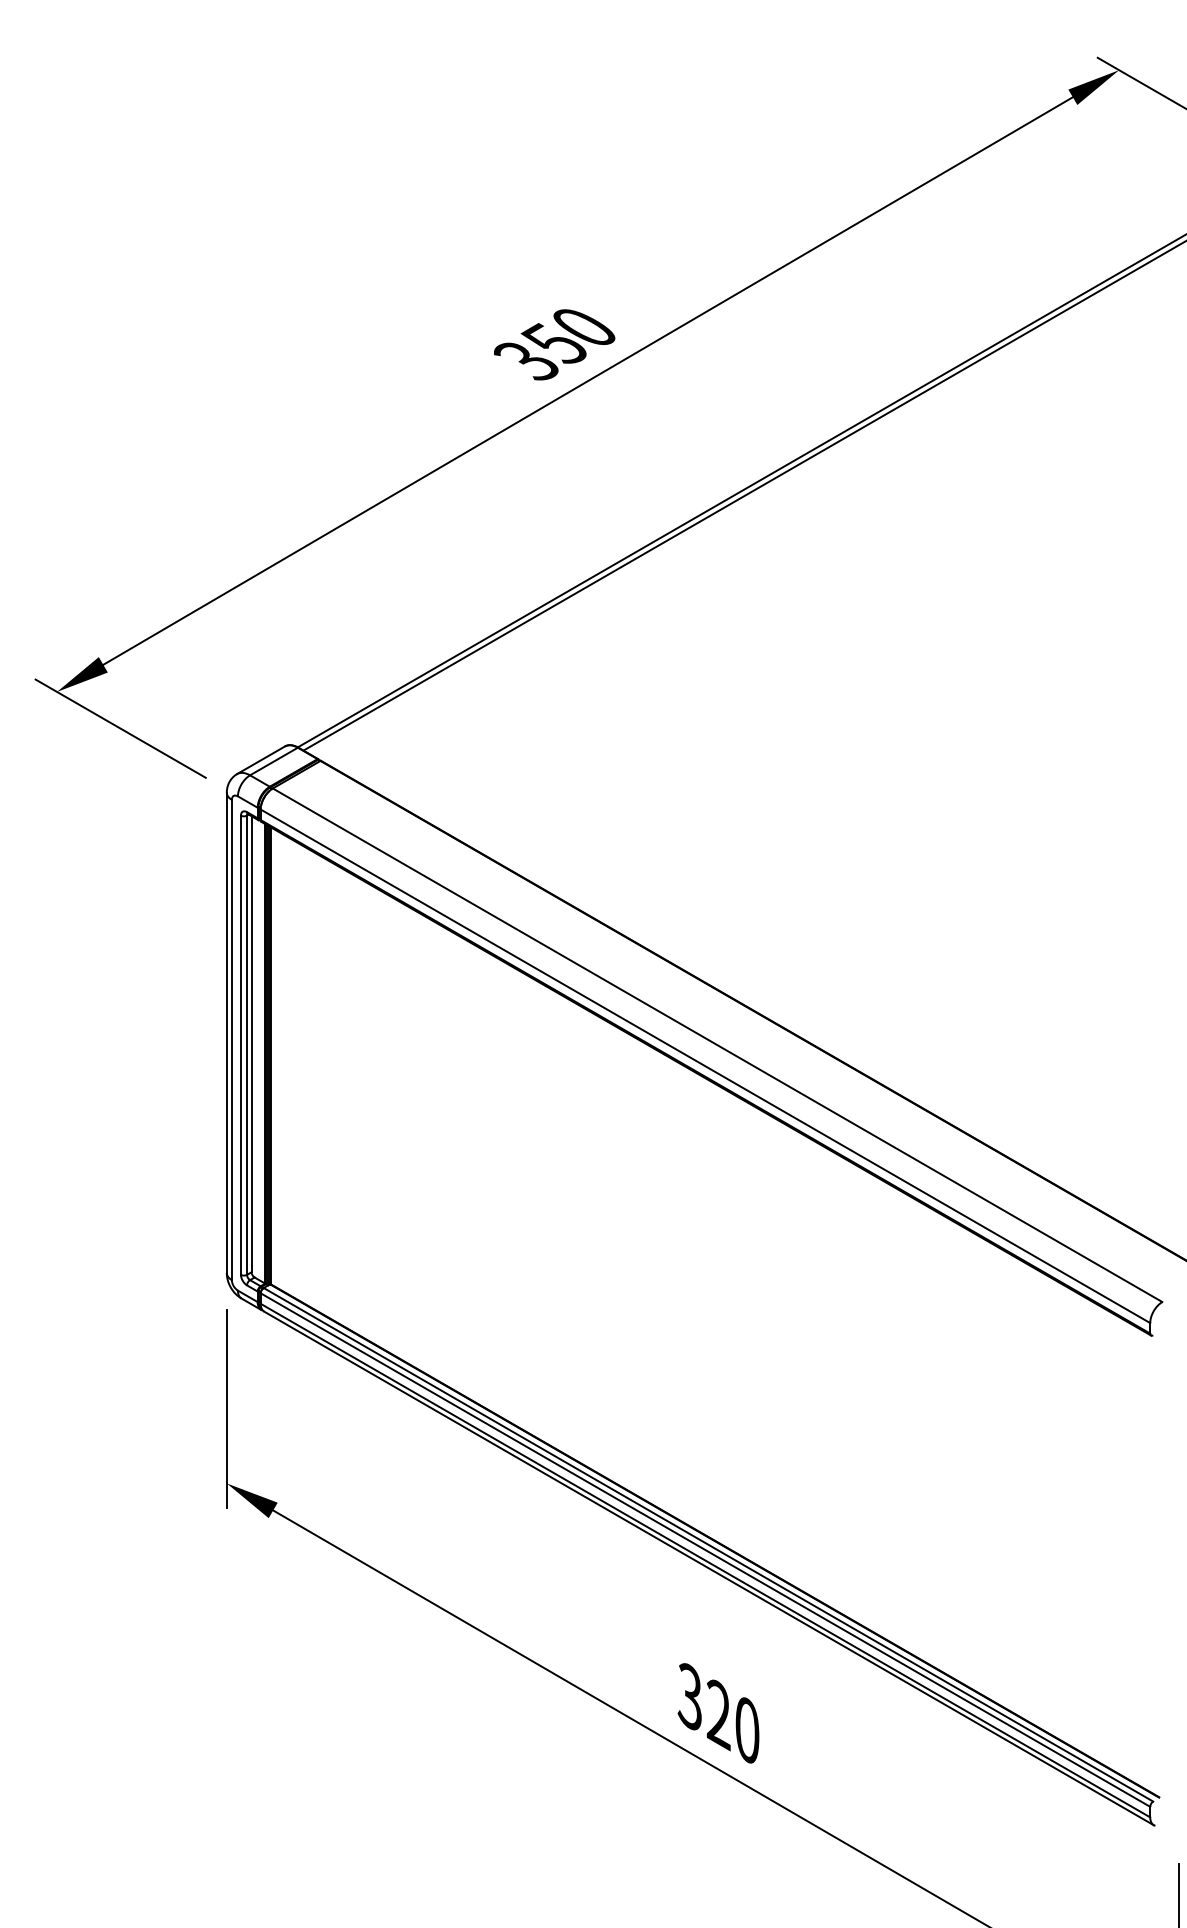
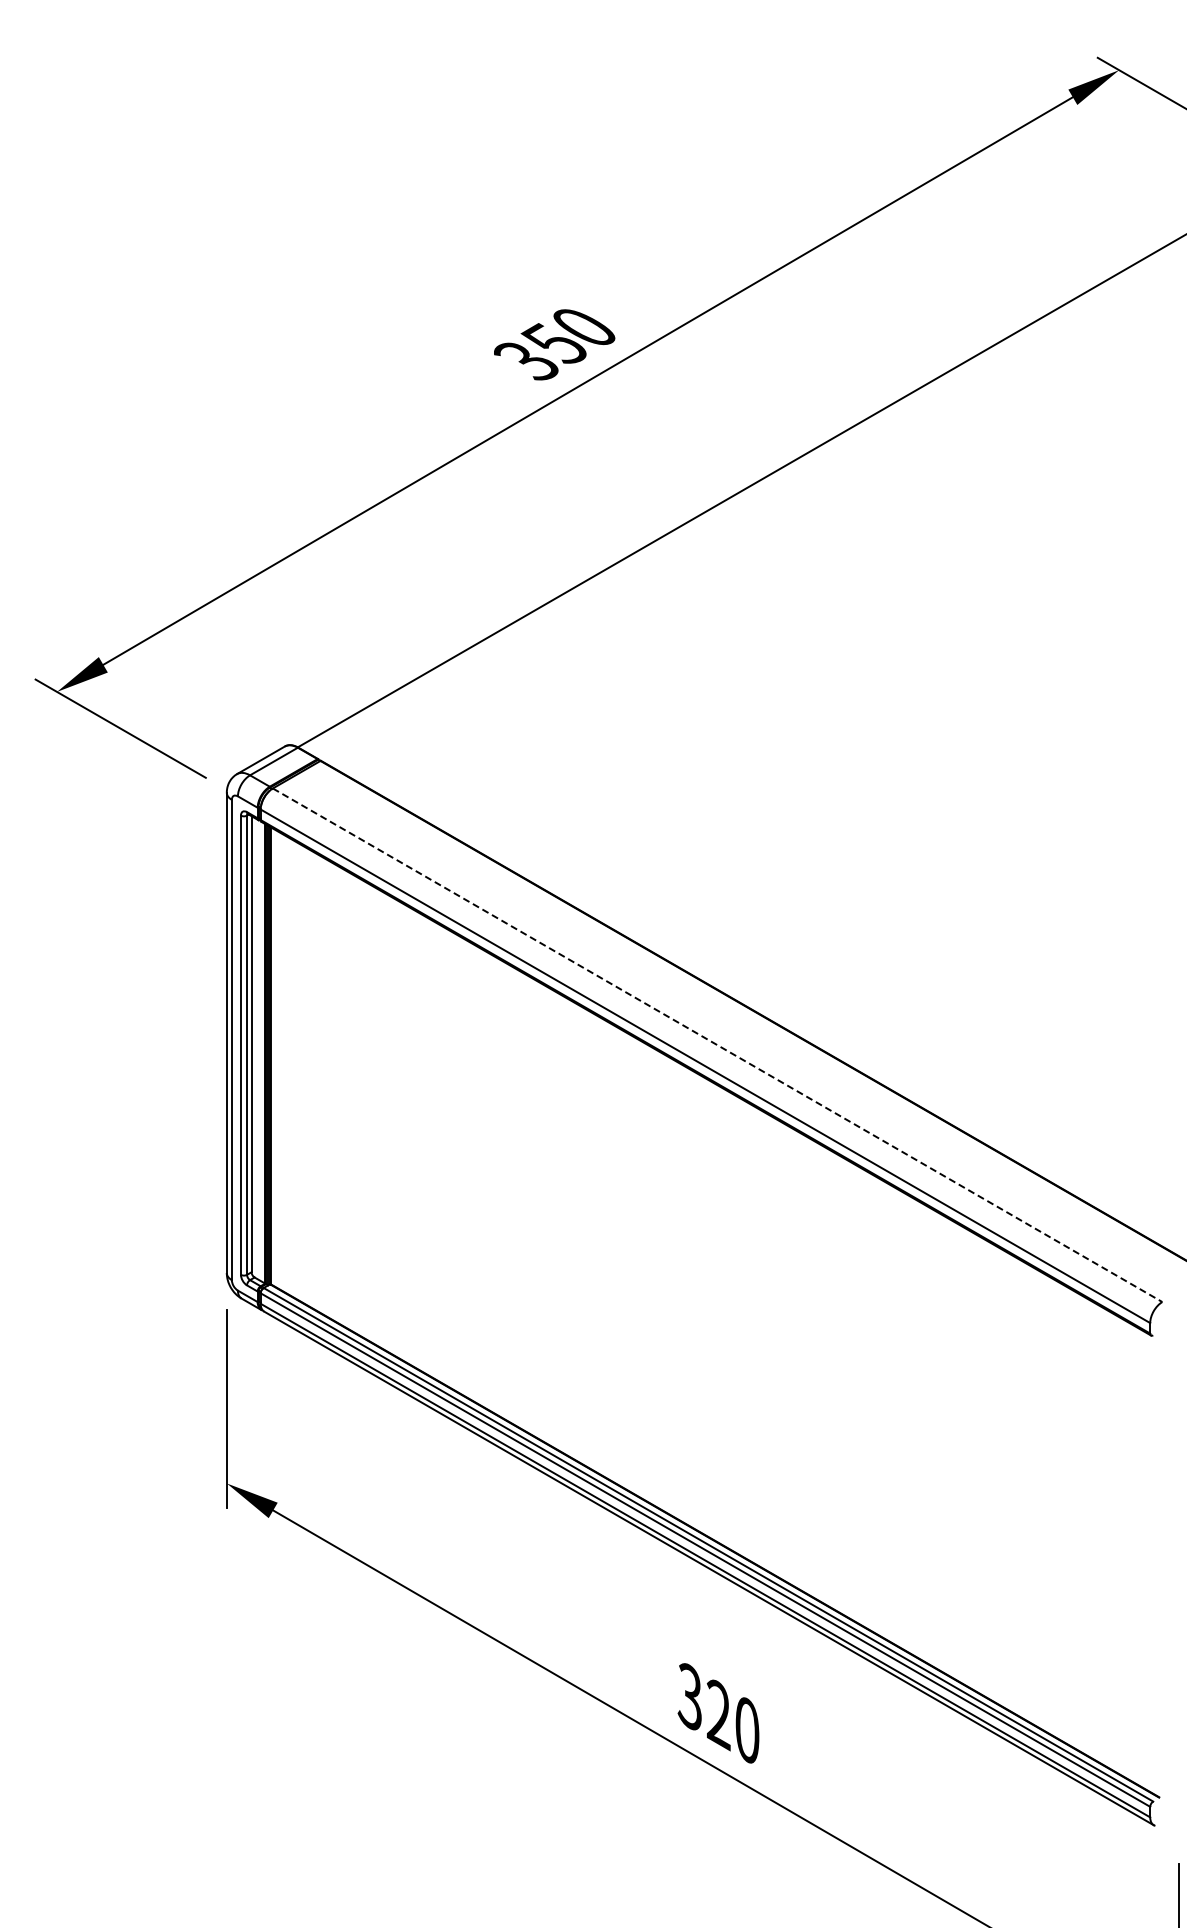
line: present -> none (743, 496)
line: solid -> dashed (717, 1045)
